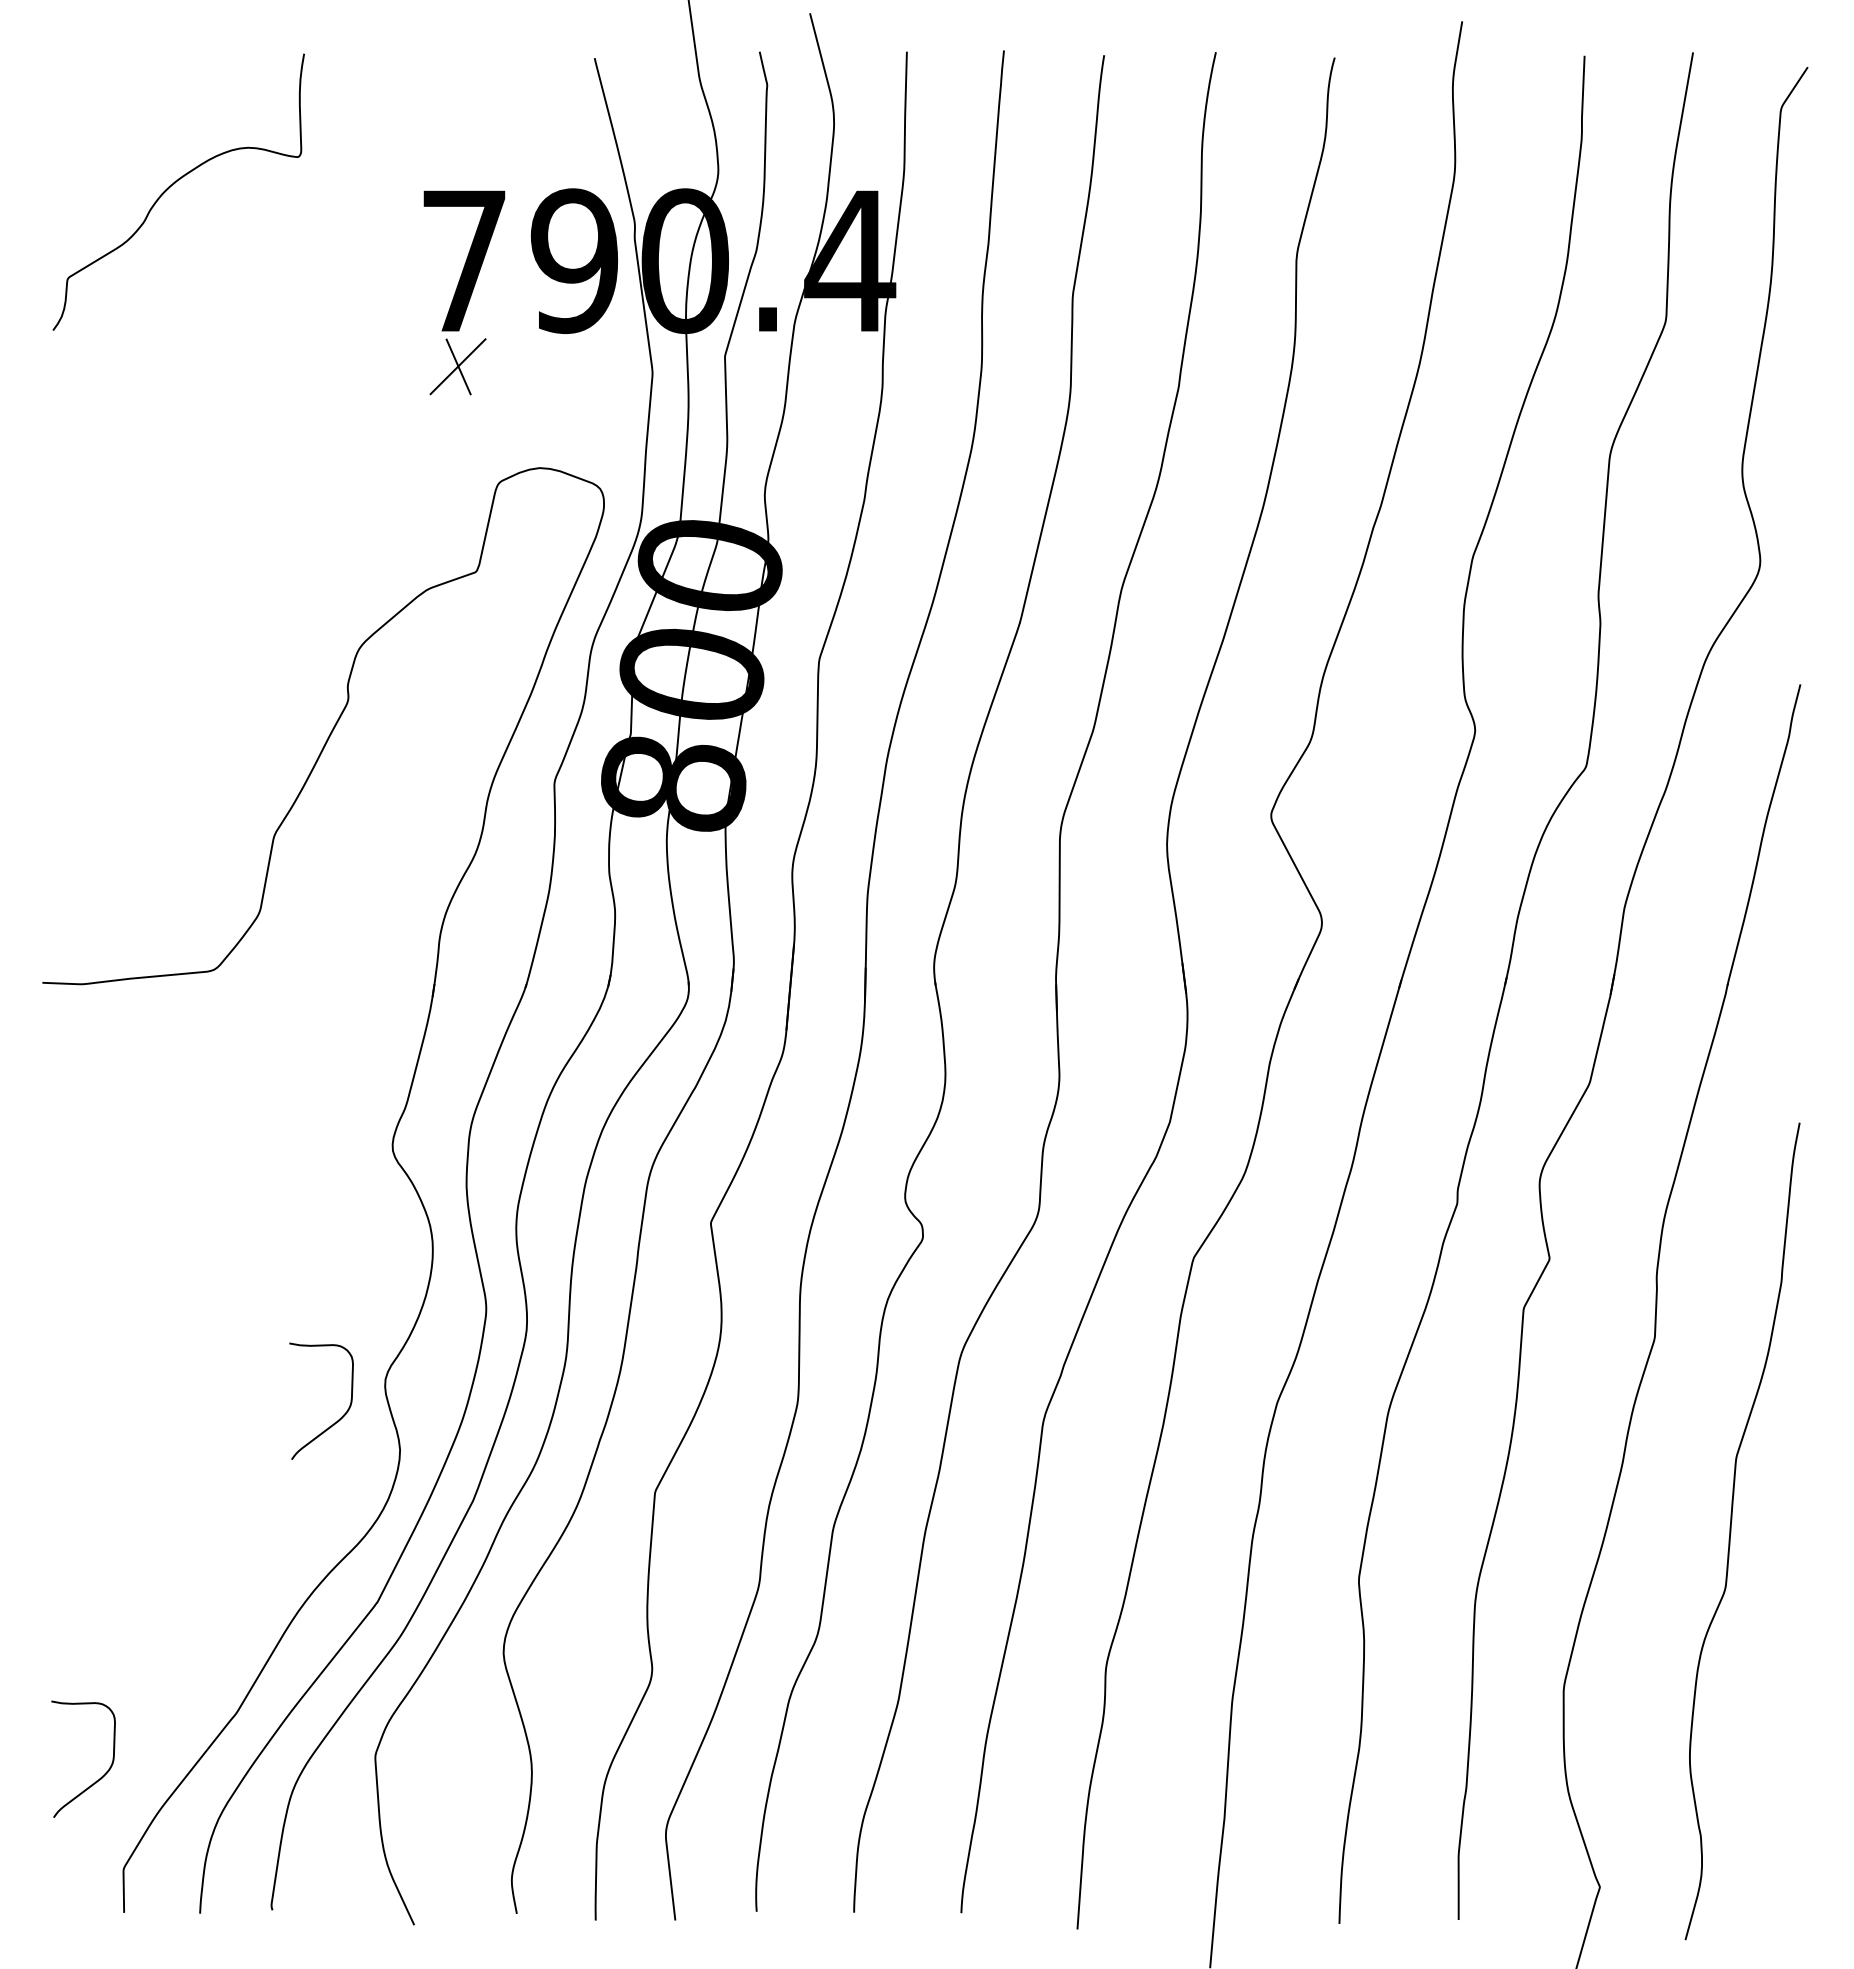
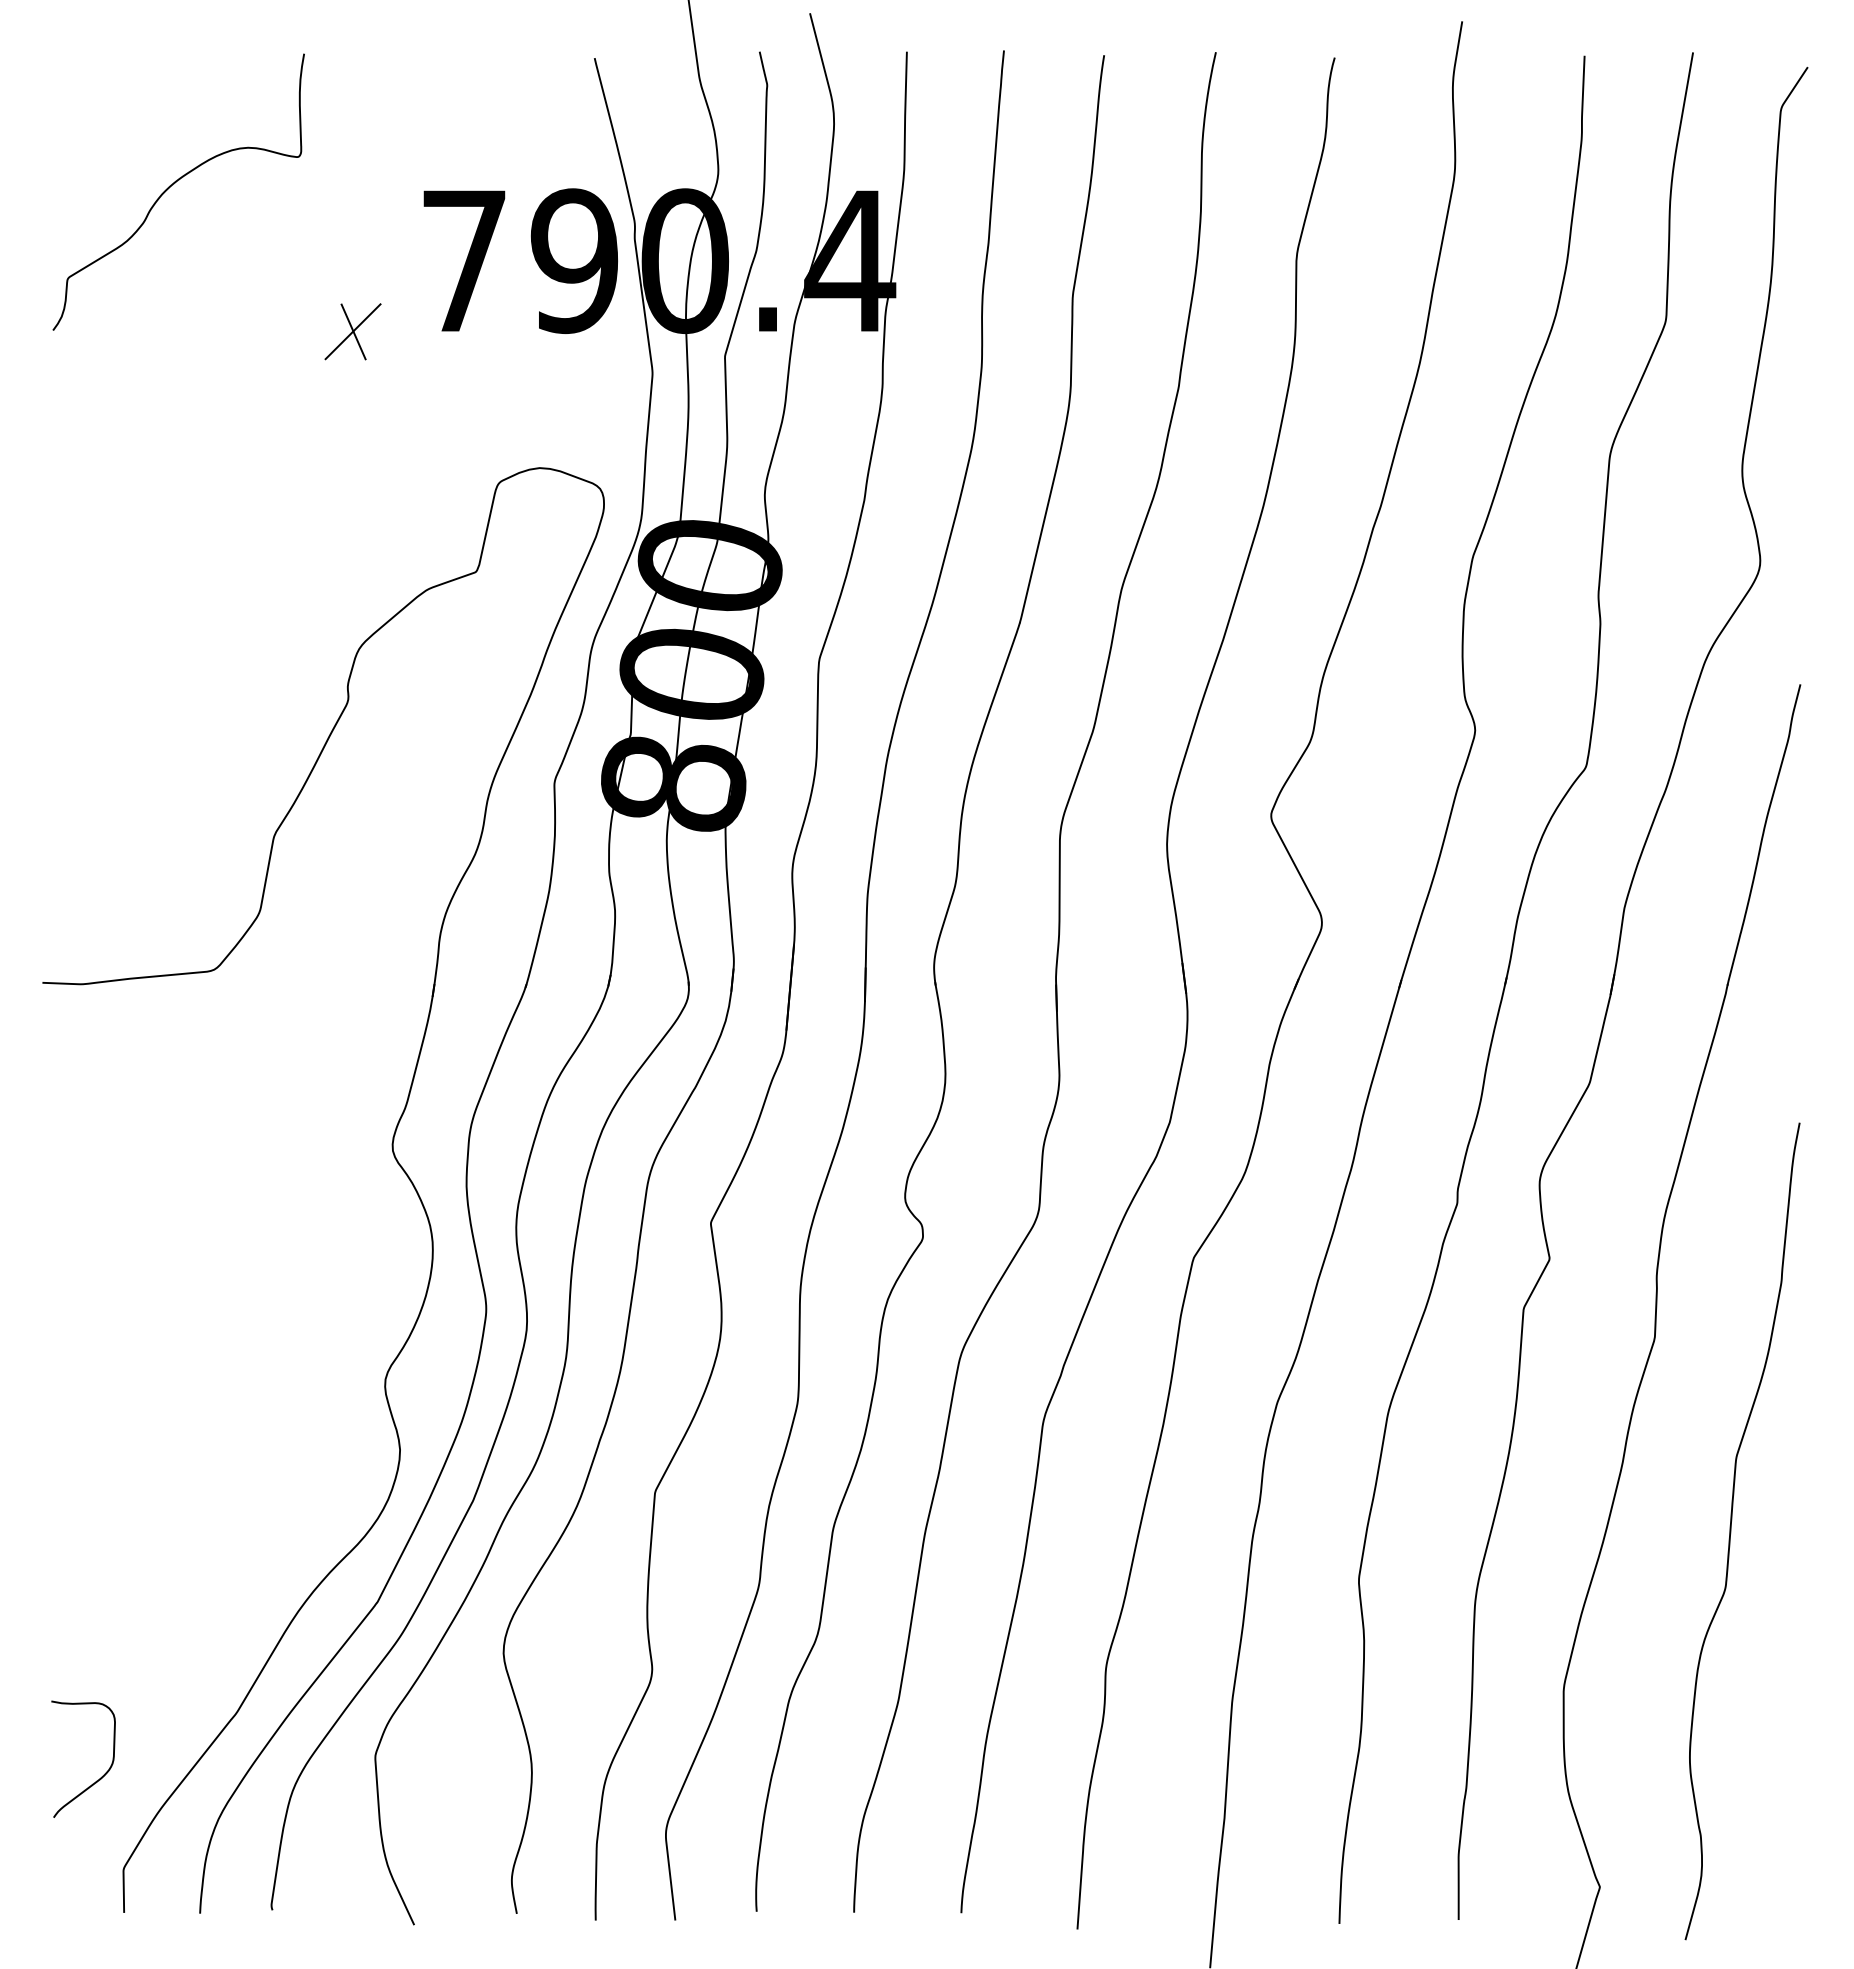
part position: (457, 366) -> (352, 331) (352, 331)
curve: present -> none (339, 1418)
